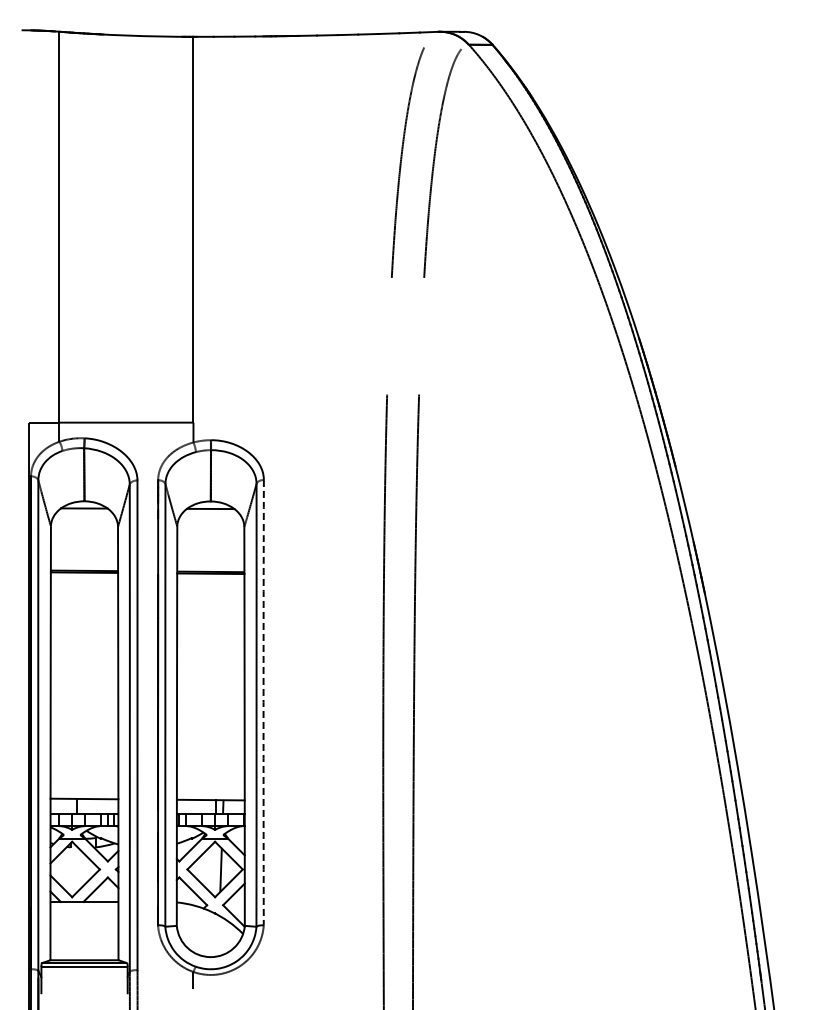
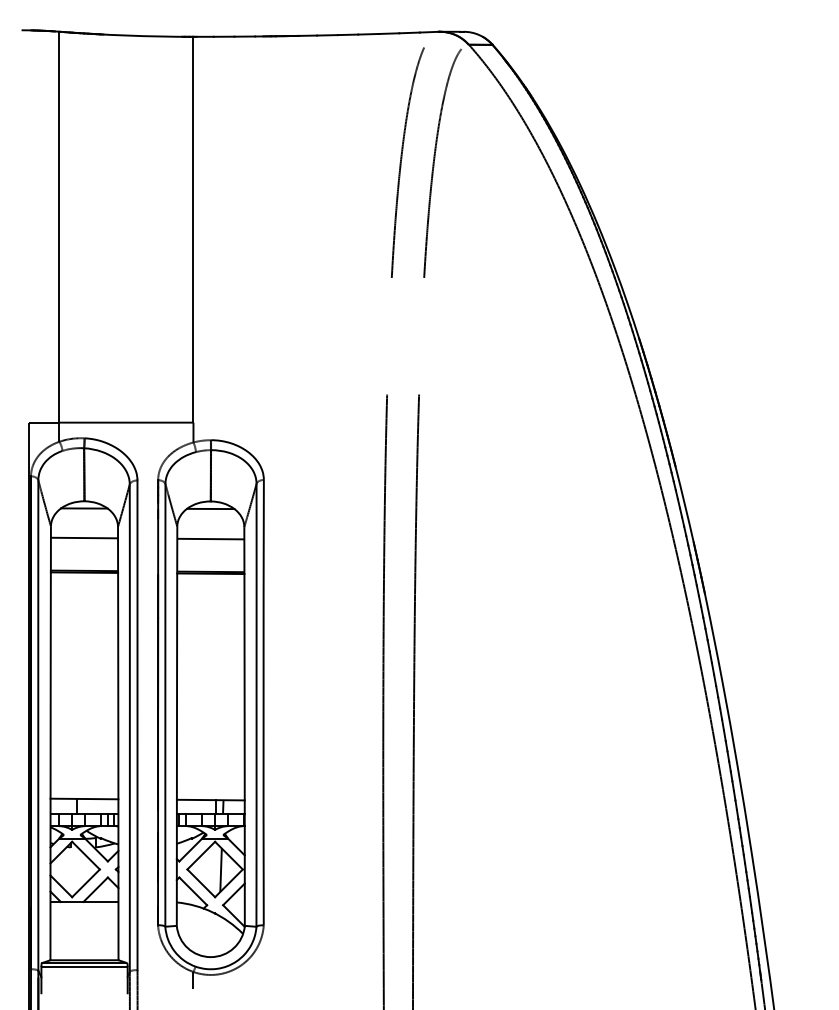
line: none -> present (84, 537)
line: none -> present (210, 538)
arc: dashed -> solid (263, 702)
